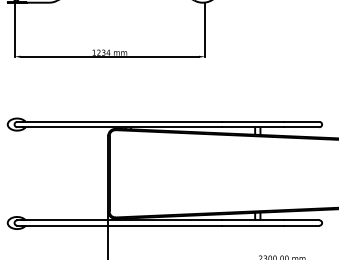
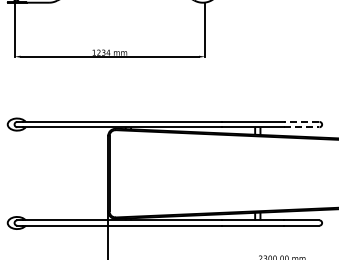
line: solid -> dashed (301, 121)
line: solid -> dashed (301, 127)
